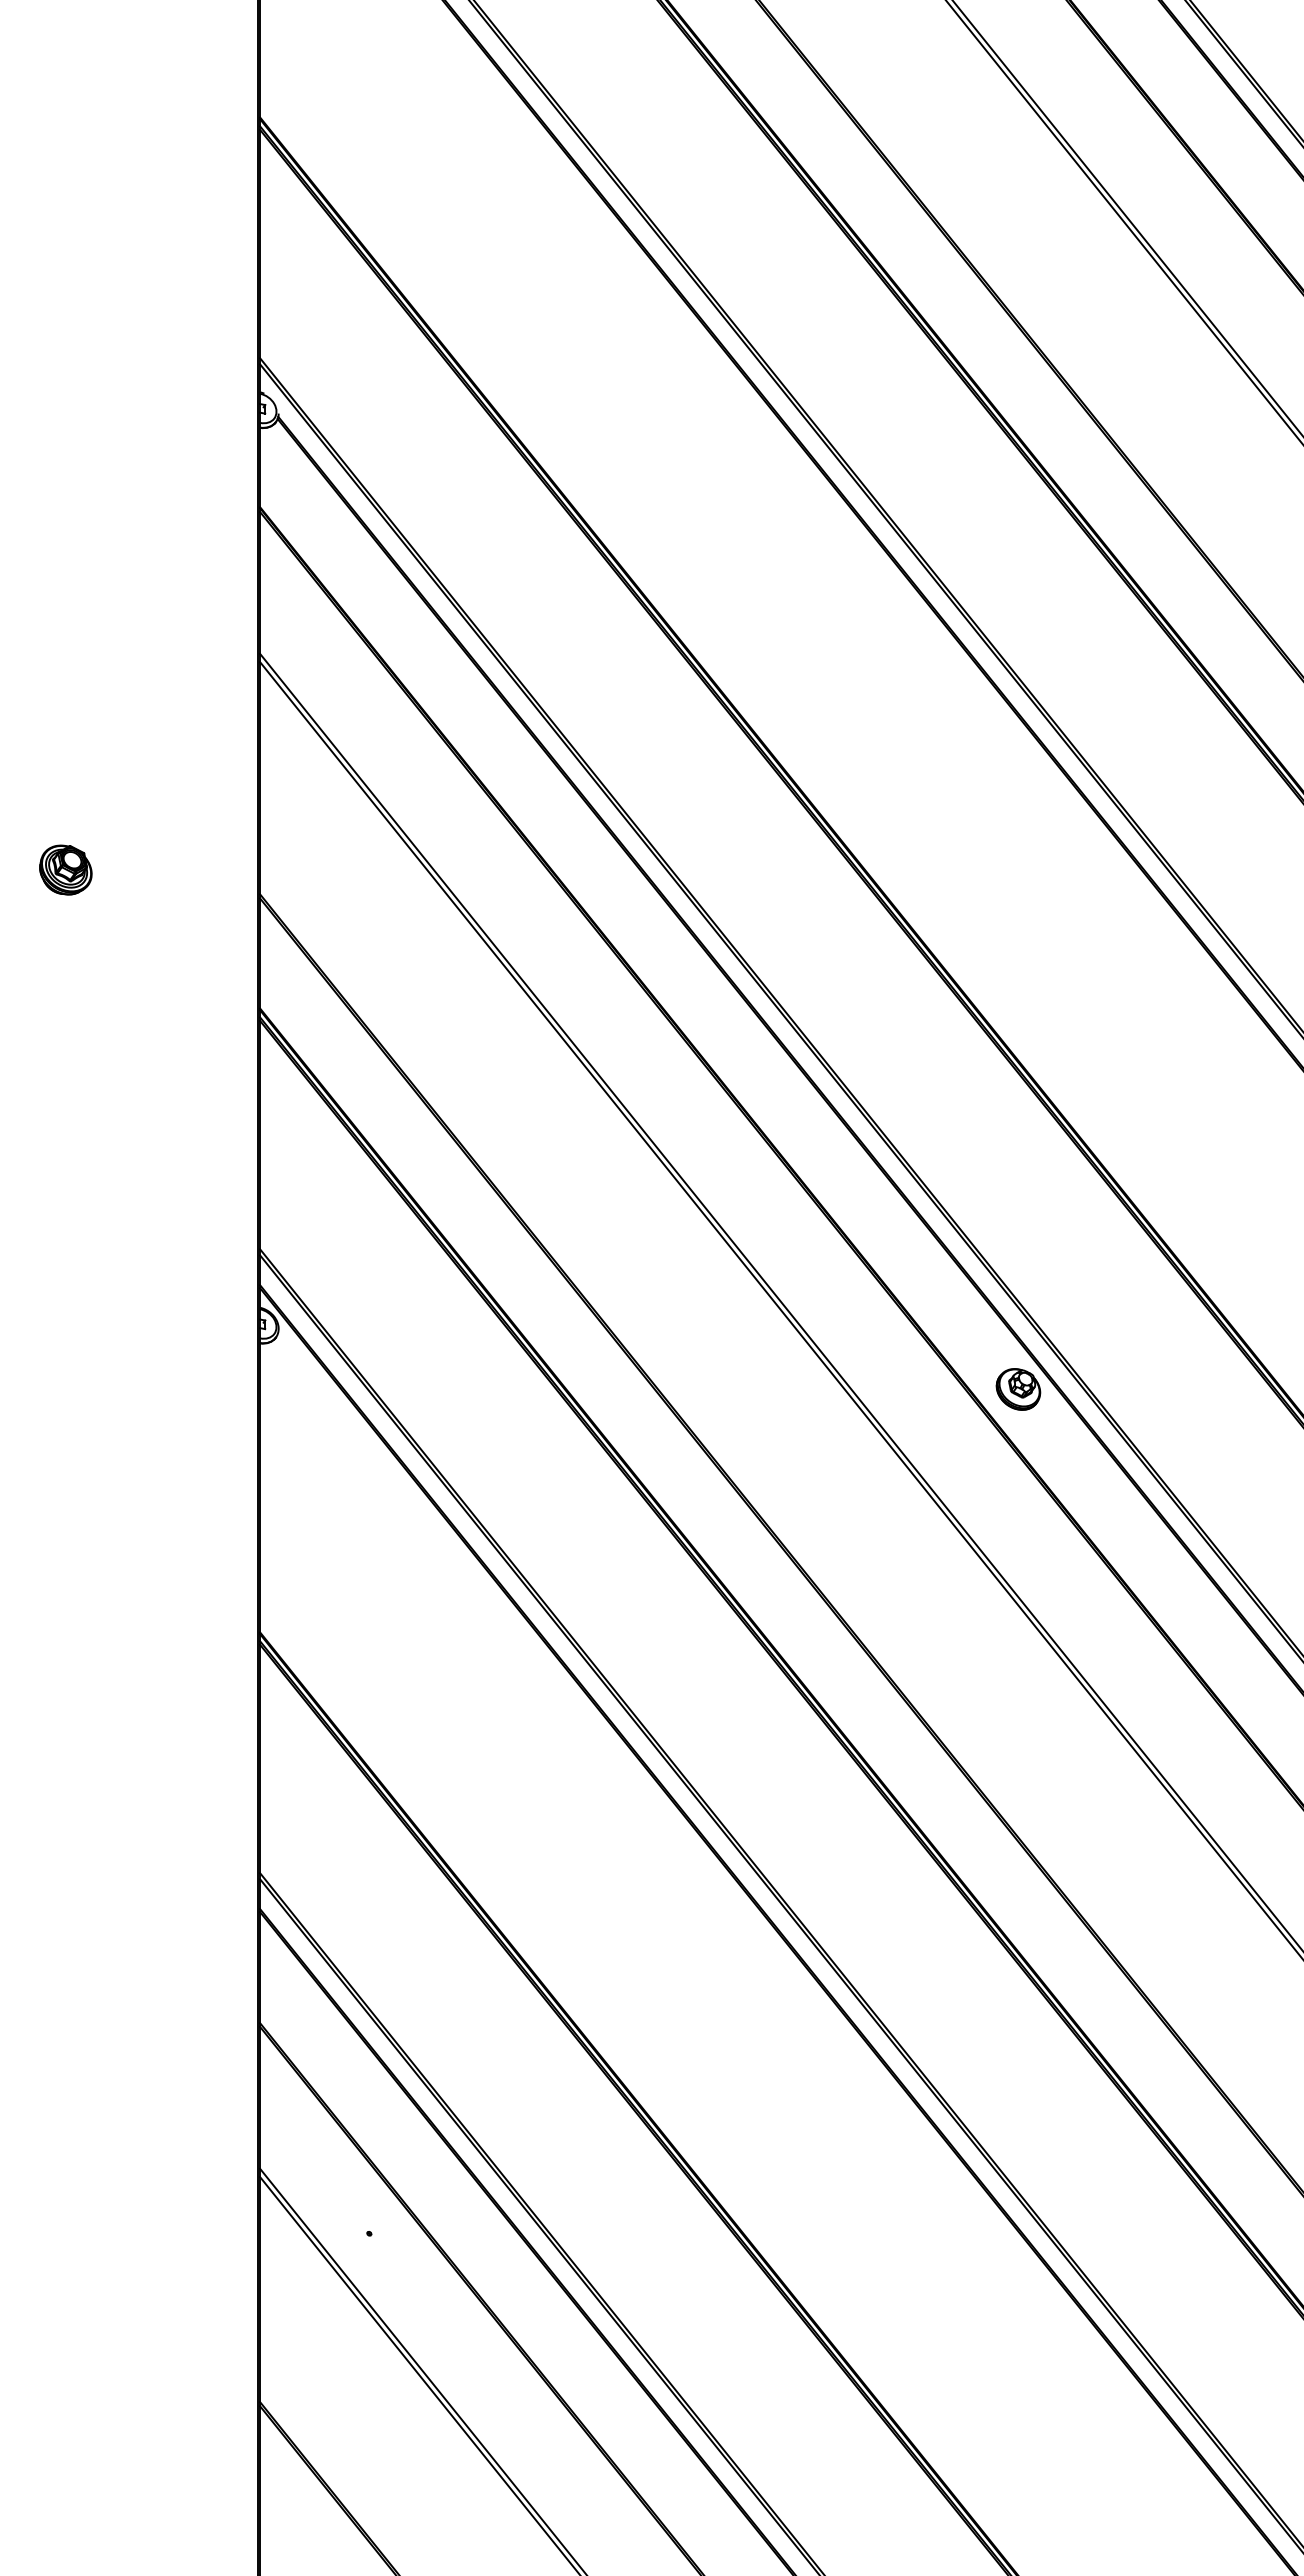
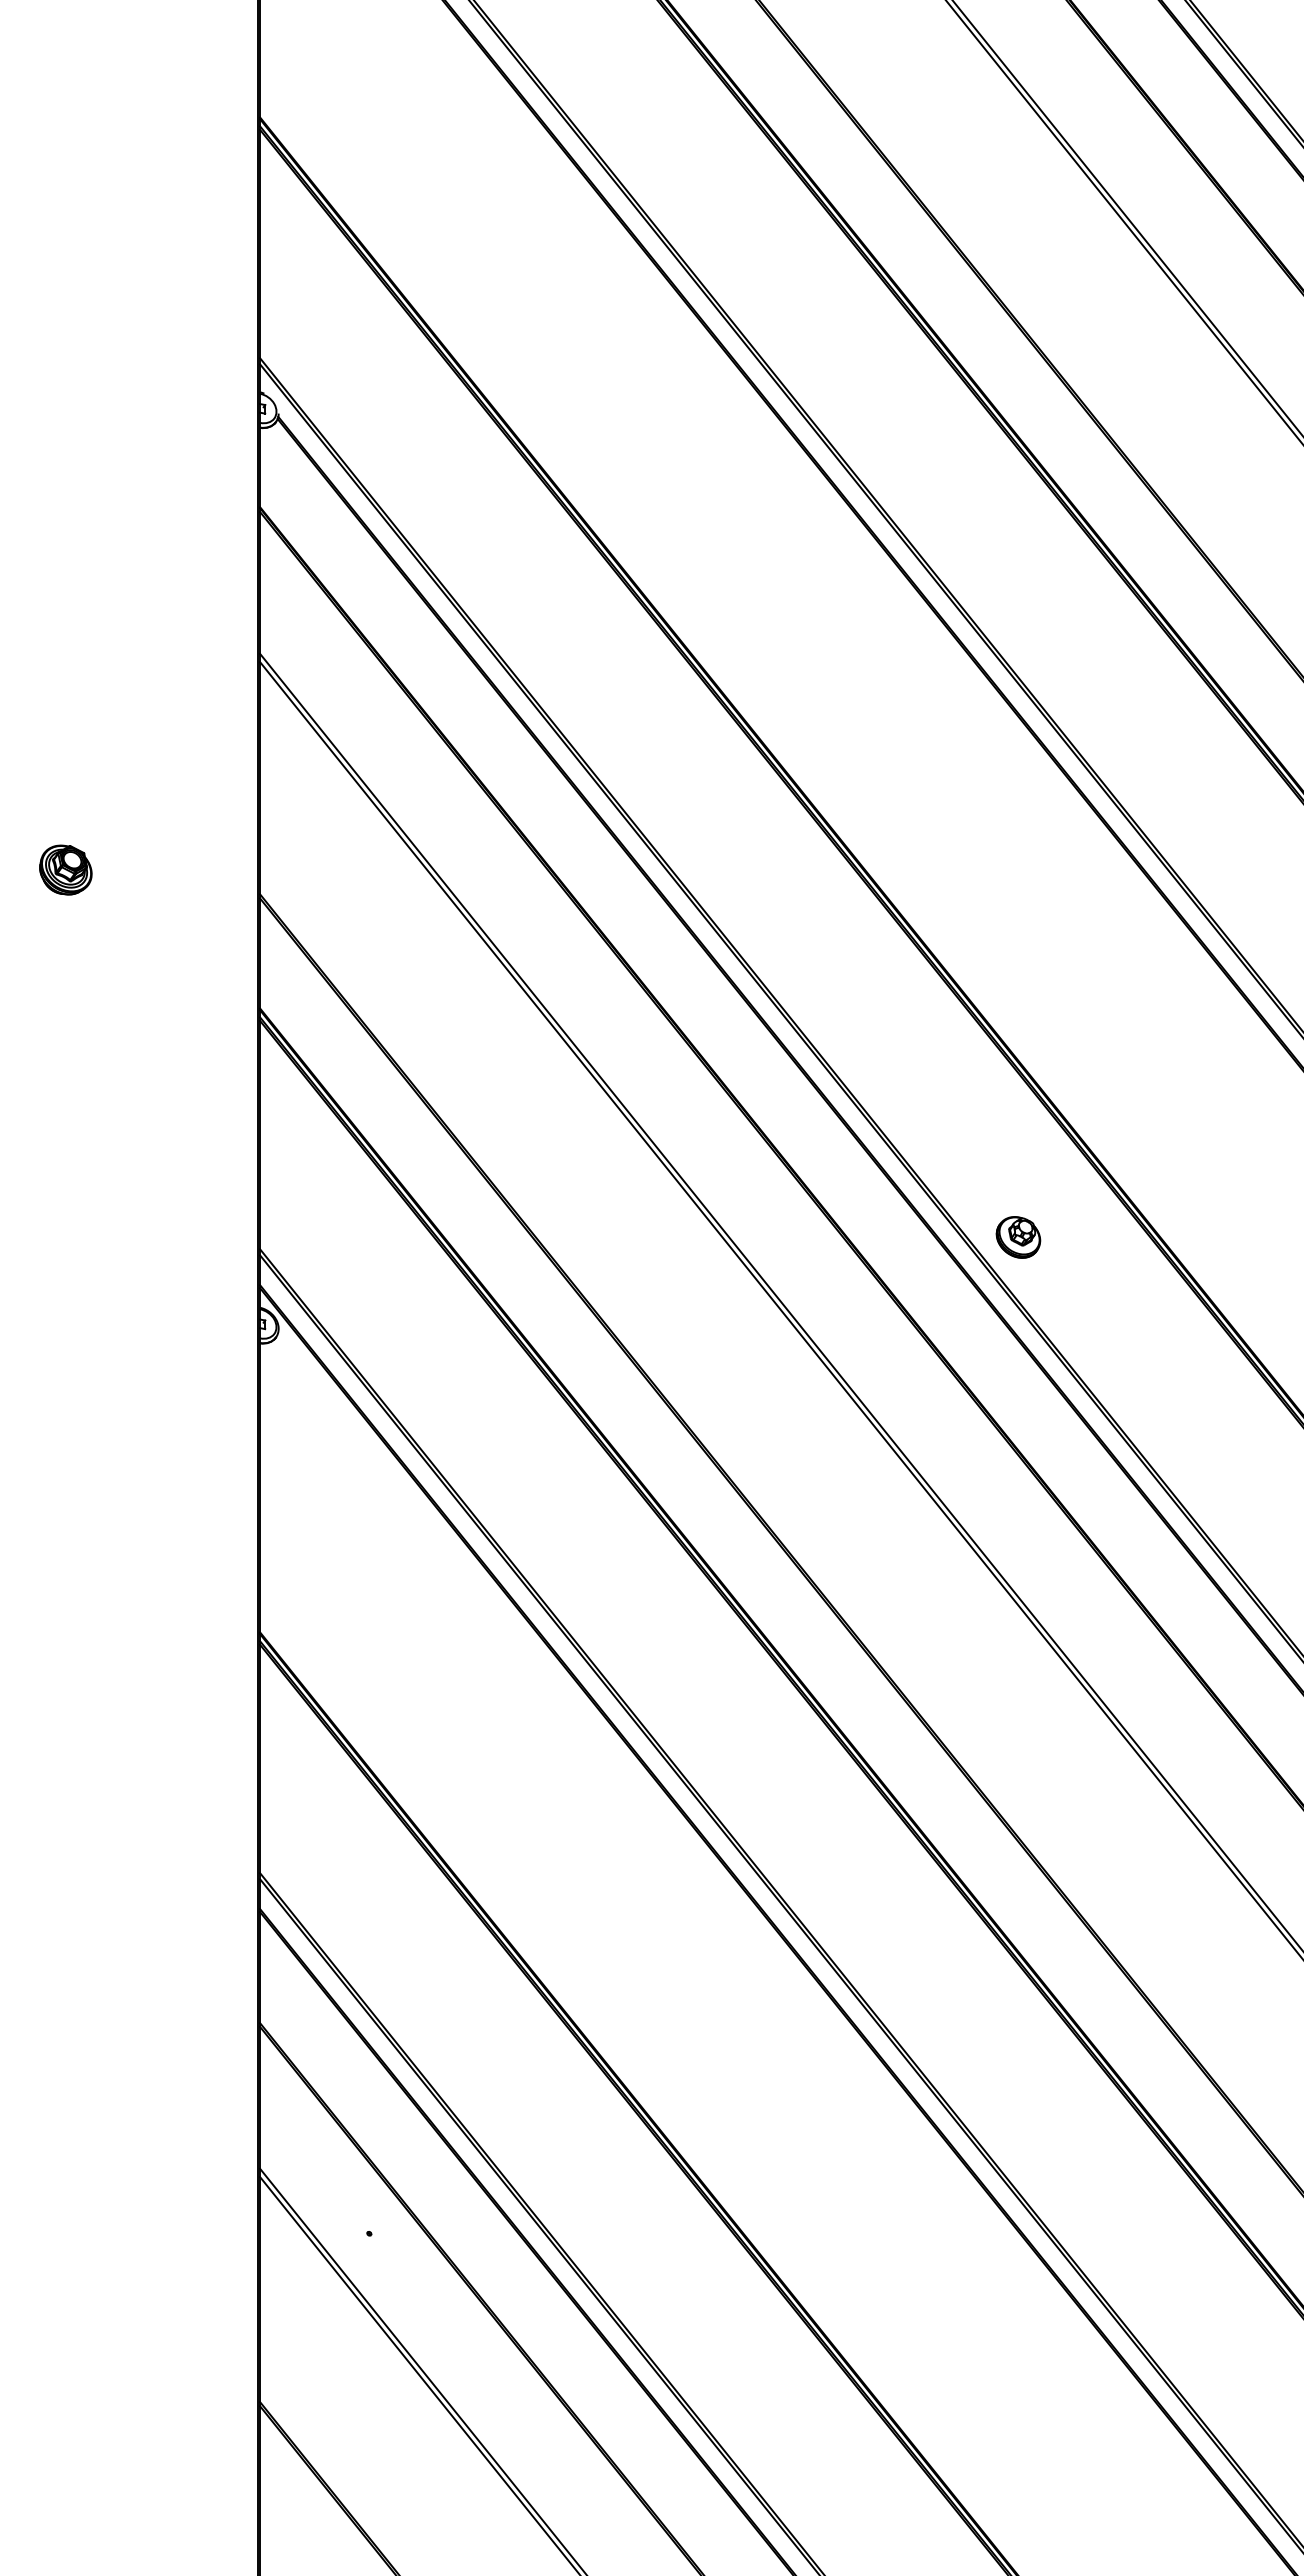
part position: (1018, 1389) -> (1018, 1237) (1018, 1237)
